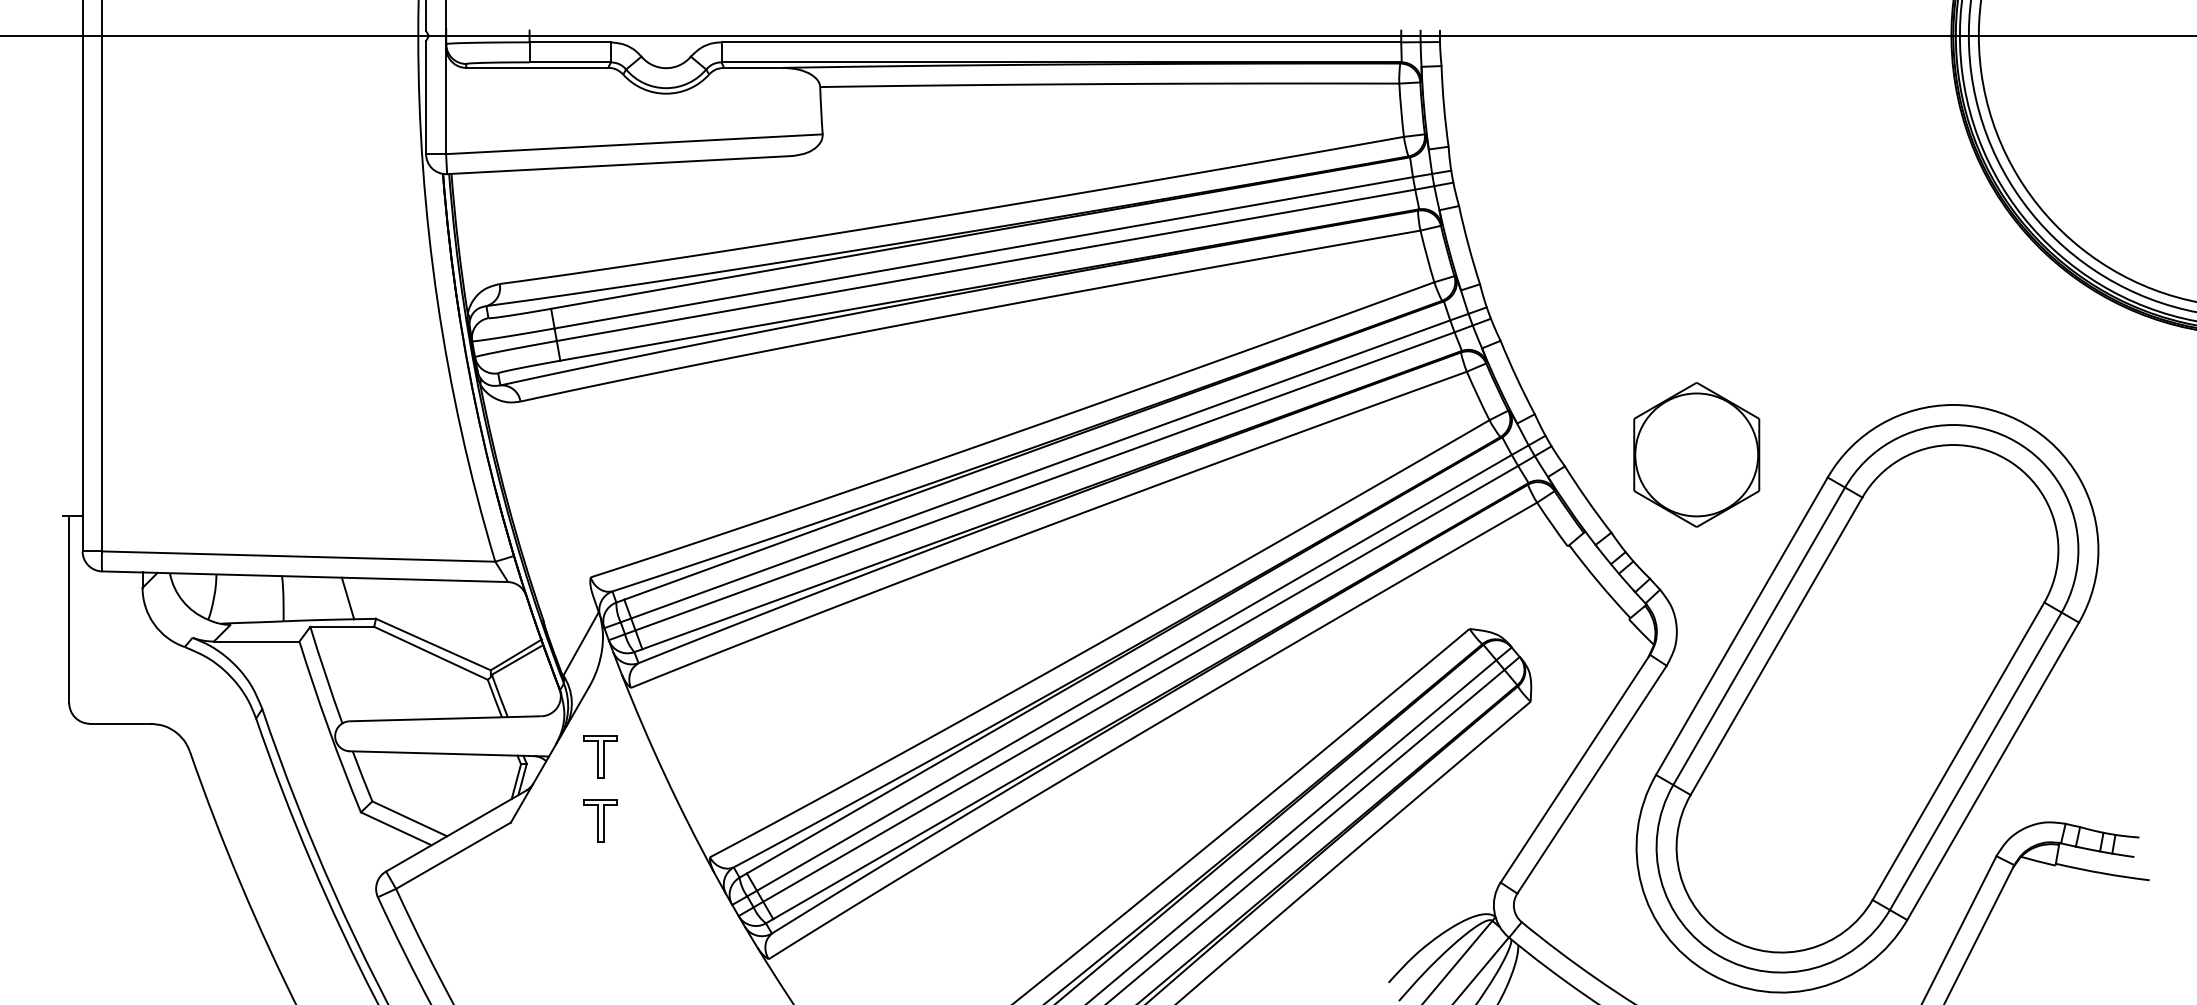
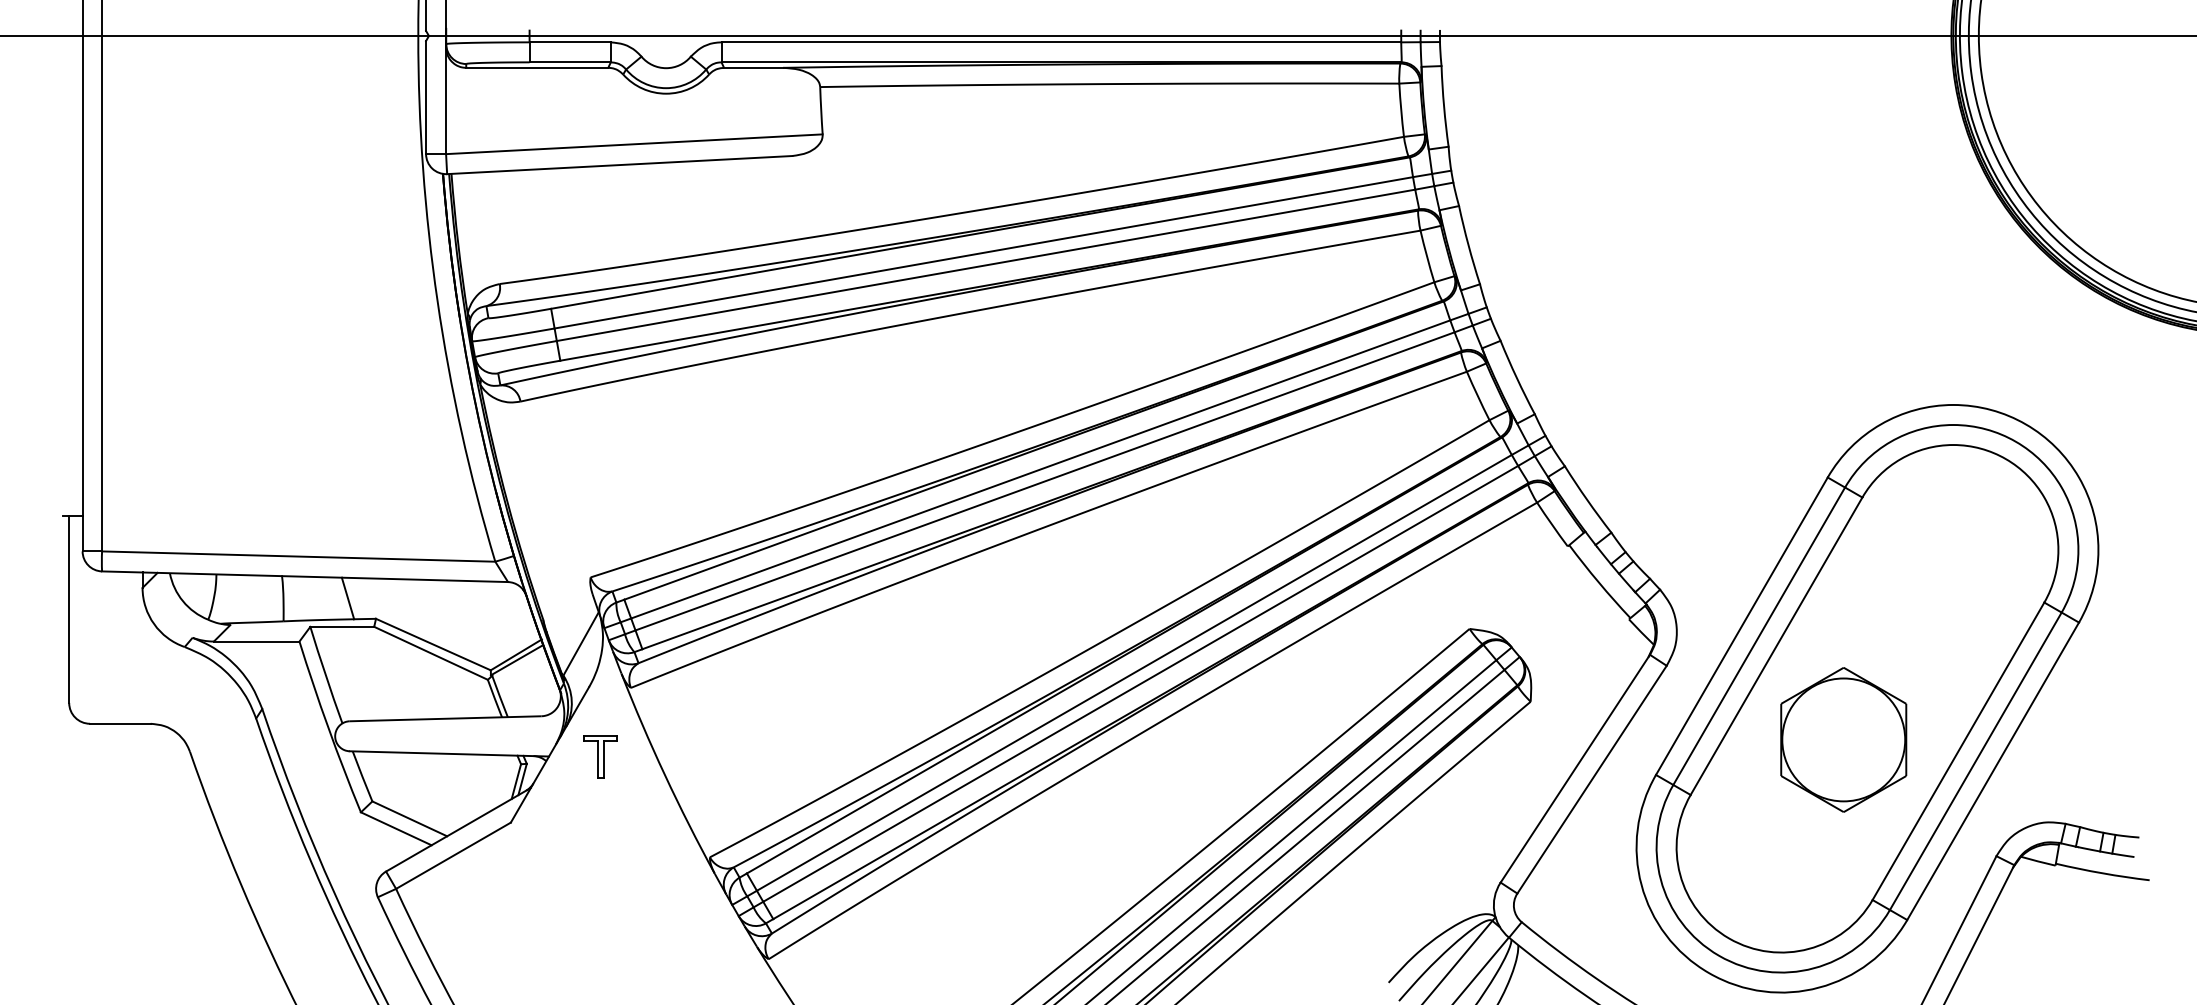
part position: (1696, 454) -> (1843, 739) (1843, 739)
part: present -> none (600, 820)
